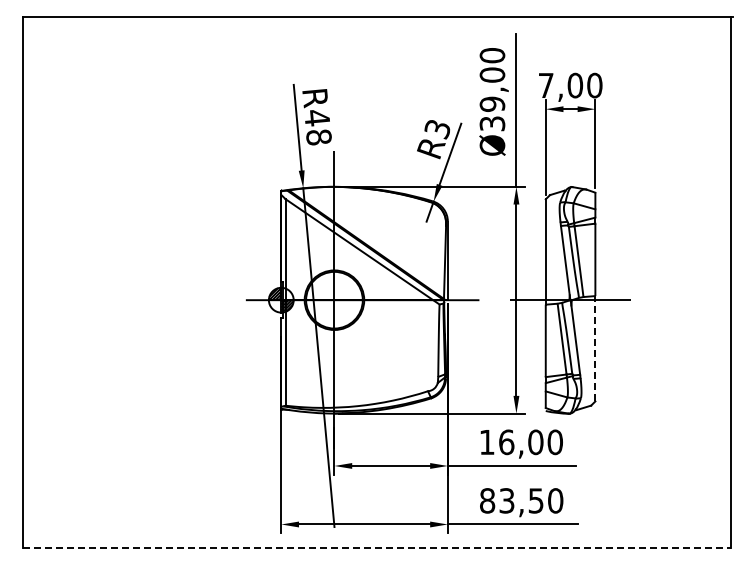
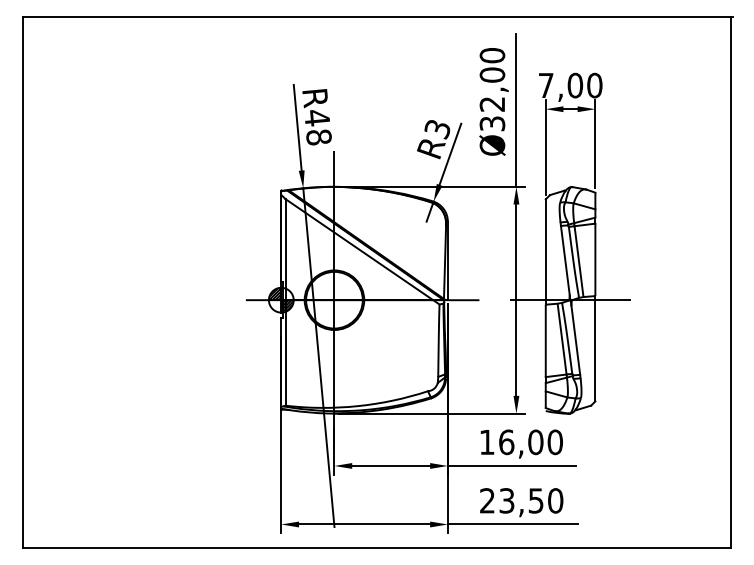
text: Ø39,00 -> Ø32,00 (492, 103)
line: dashed -> solid (595, 348)
text: 83,50 -> 23,50 (487, 500)
line: dashed -> solid (377, 548)
